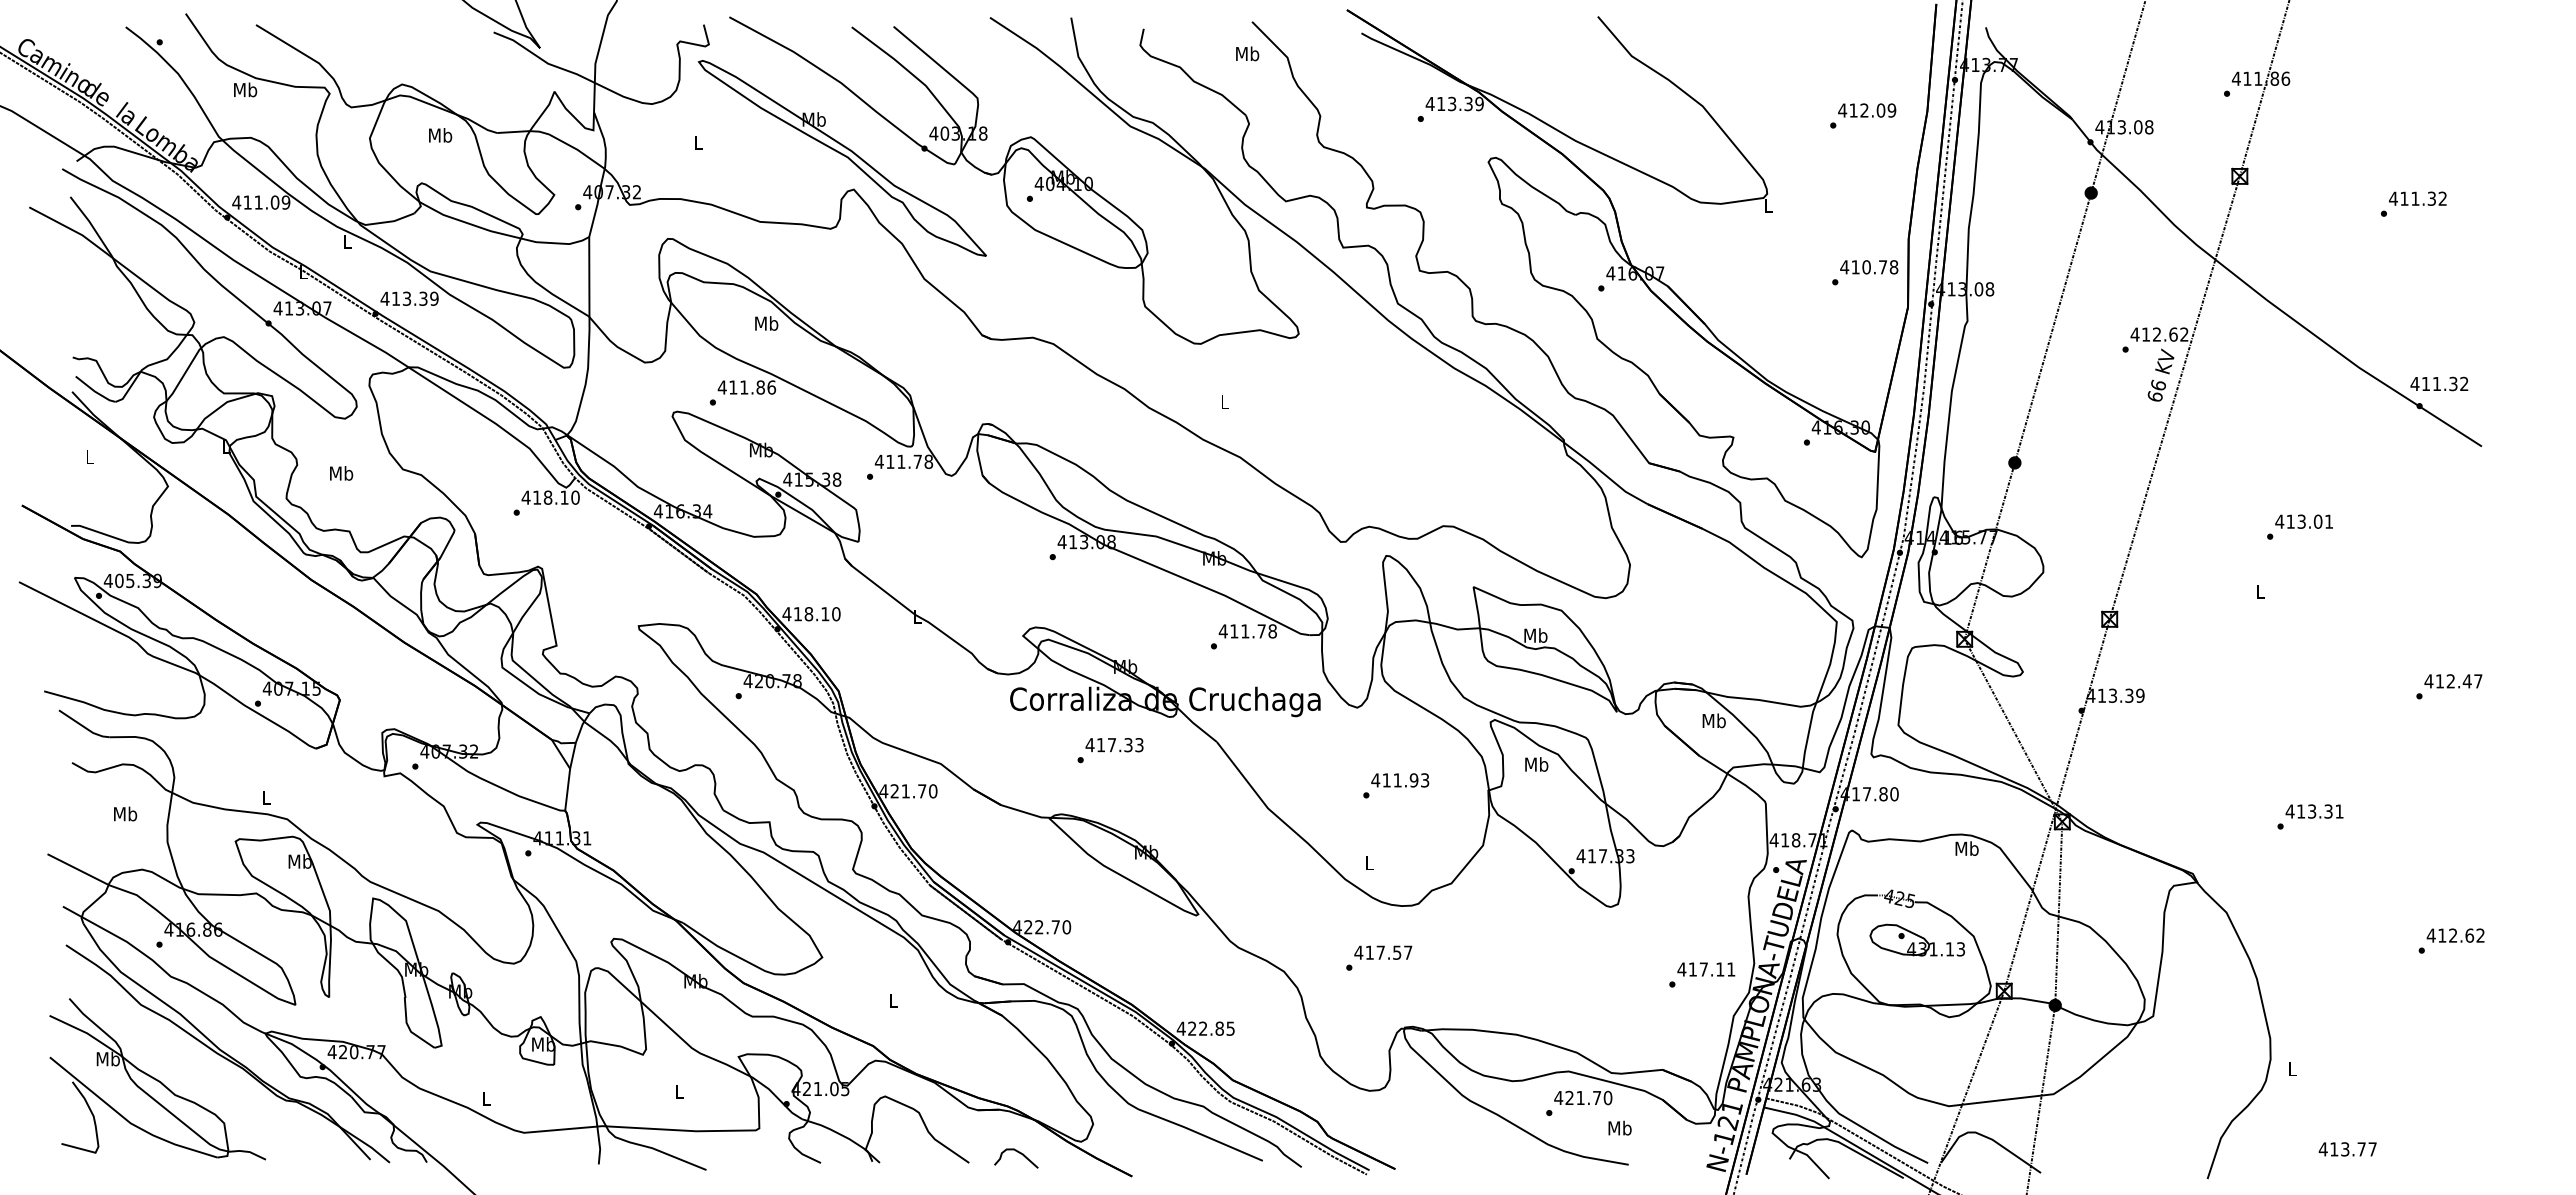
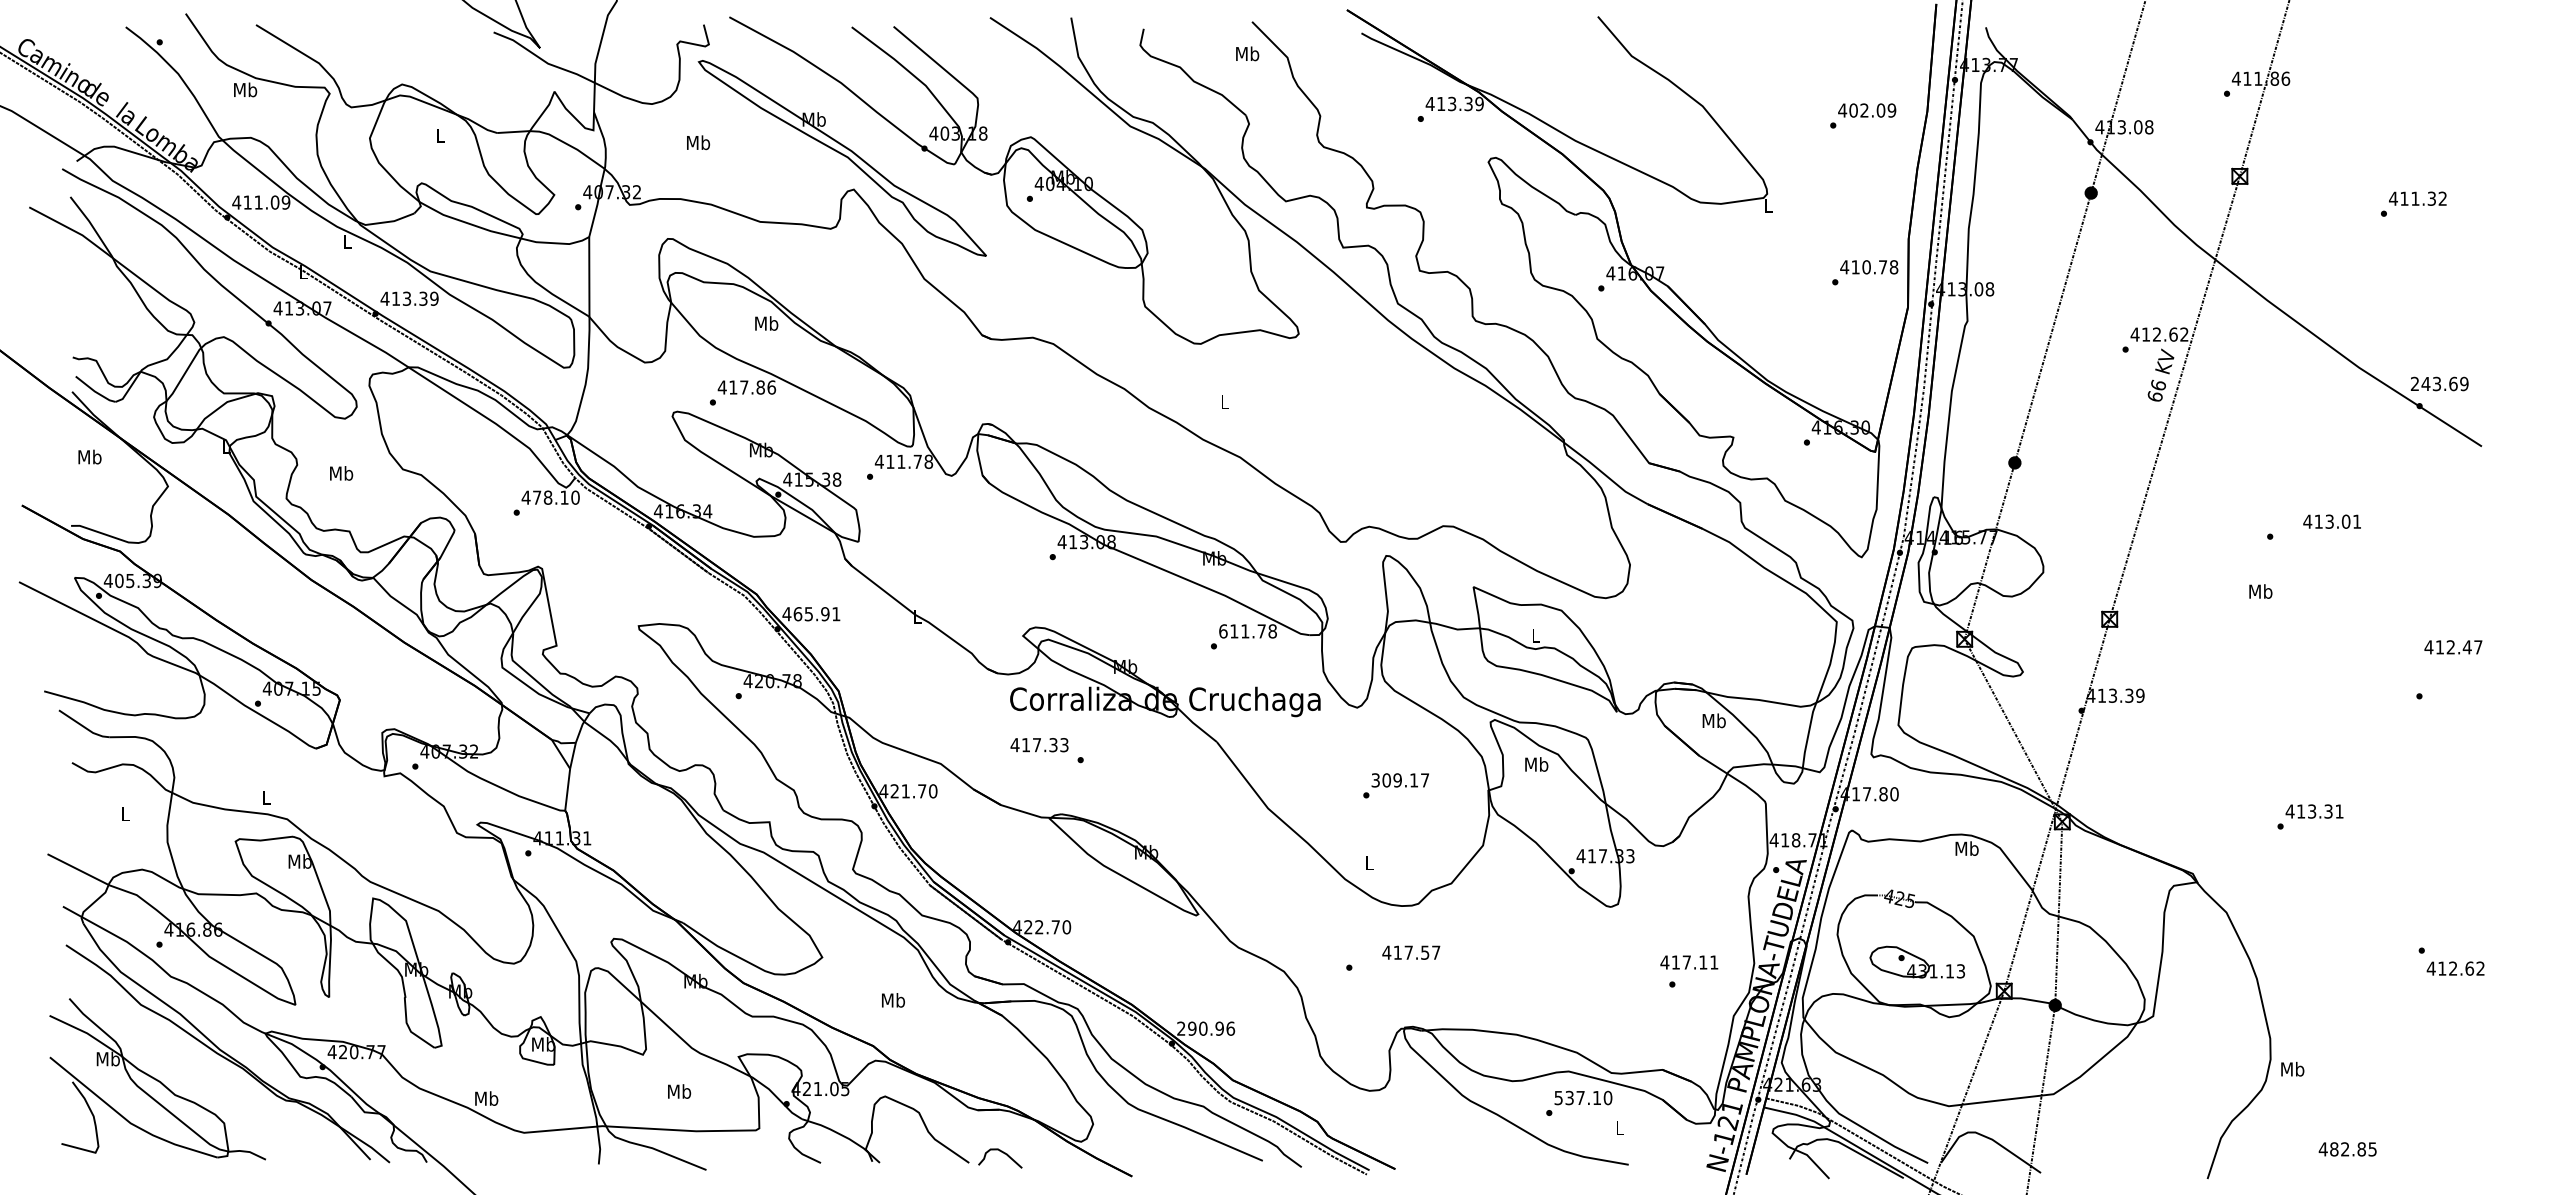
text: 412.09 -> 402.09 (1853, 110)
text: Mb -> L (440, 135)
text: L -> Mb (698, 142)
text: 411.32 -> 243.69 (2439, 383)
text: 411.86 -> 417.86 (744, 387)
text: L -> Mb (89, 456)
text: 418.10 -> 478.10 (537, 497)
text position: (2303, 521) -> (2331, 521) (2331, 521)
text: L -> Mb (2260, 591)
text: 418.10 -> 465.91 (816, 614)
text: 411.78 -> 611.78 (1222, 631)
text: Mb -> L (1535, 635)
text position: (2453, 681) -> (2453, 647) (2453, 647)
text position: (1114, 745) -> (1039, 745) (1039, 745)
text: 411.93 -> 309.17 (1400, 780)
text: Mb -> L (125, 813)
text position: (2455, 935) -> (2455, 968) (2455, 968)
part position: (1916, 939) -> (1916, 961) (1916, 961)
text position: (1383, 952) -> (1411, 952) (1411, 952)
text position: (1706, 969) -> (1689, 962) (1689, 962)
text: L -> Mb (893, 1000)
text: 422.85 -> 290.96 (1205, 1028)
text: L -> Mb (2292, 1068)
text: L -> Mb (679, 1091)
text: L -> Mb (486, 1098)
text: 421.70 -> 537.10 (1577, 1098)
text: Mb -> L (1619, 1127)
text: 413.77 -> 482.85 (2353, 1149)
curve position: (1020, 1154) -> (1004, 1154) (1004, 1154)
